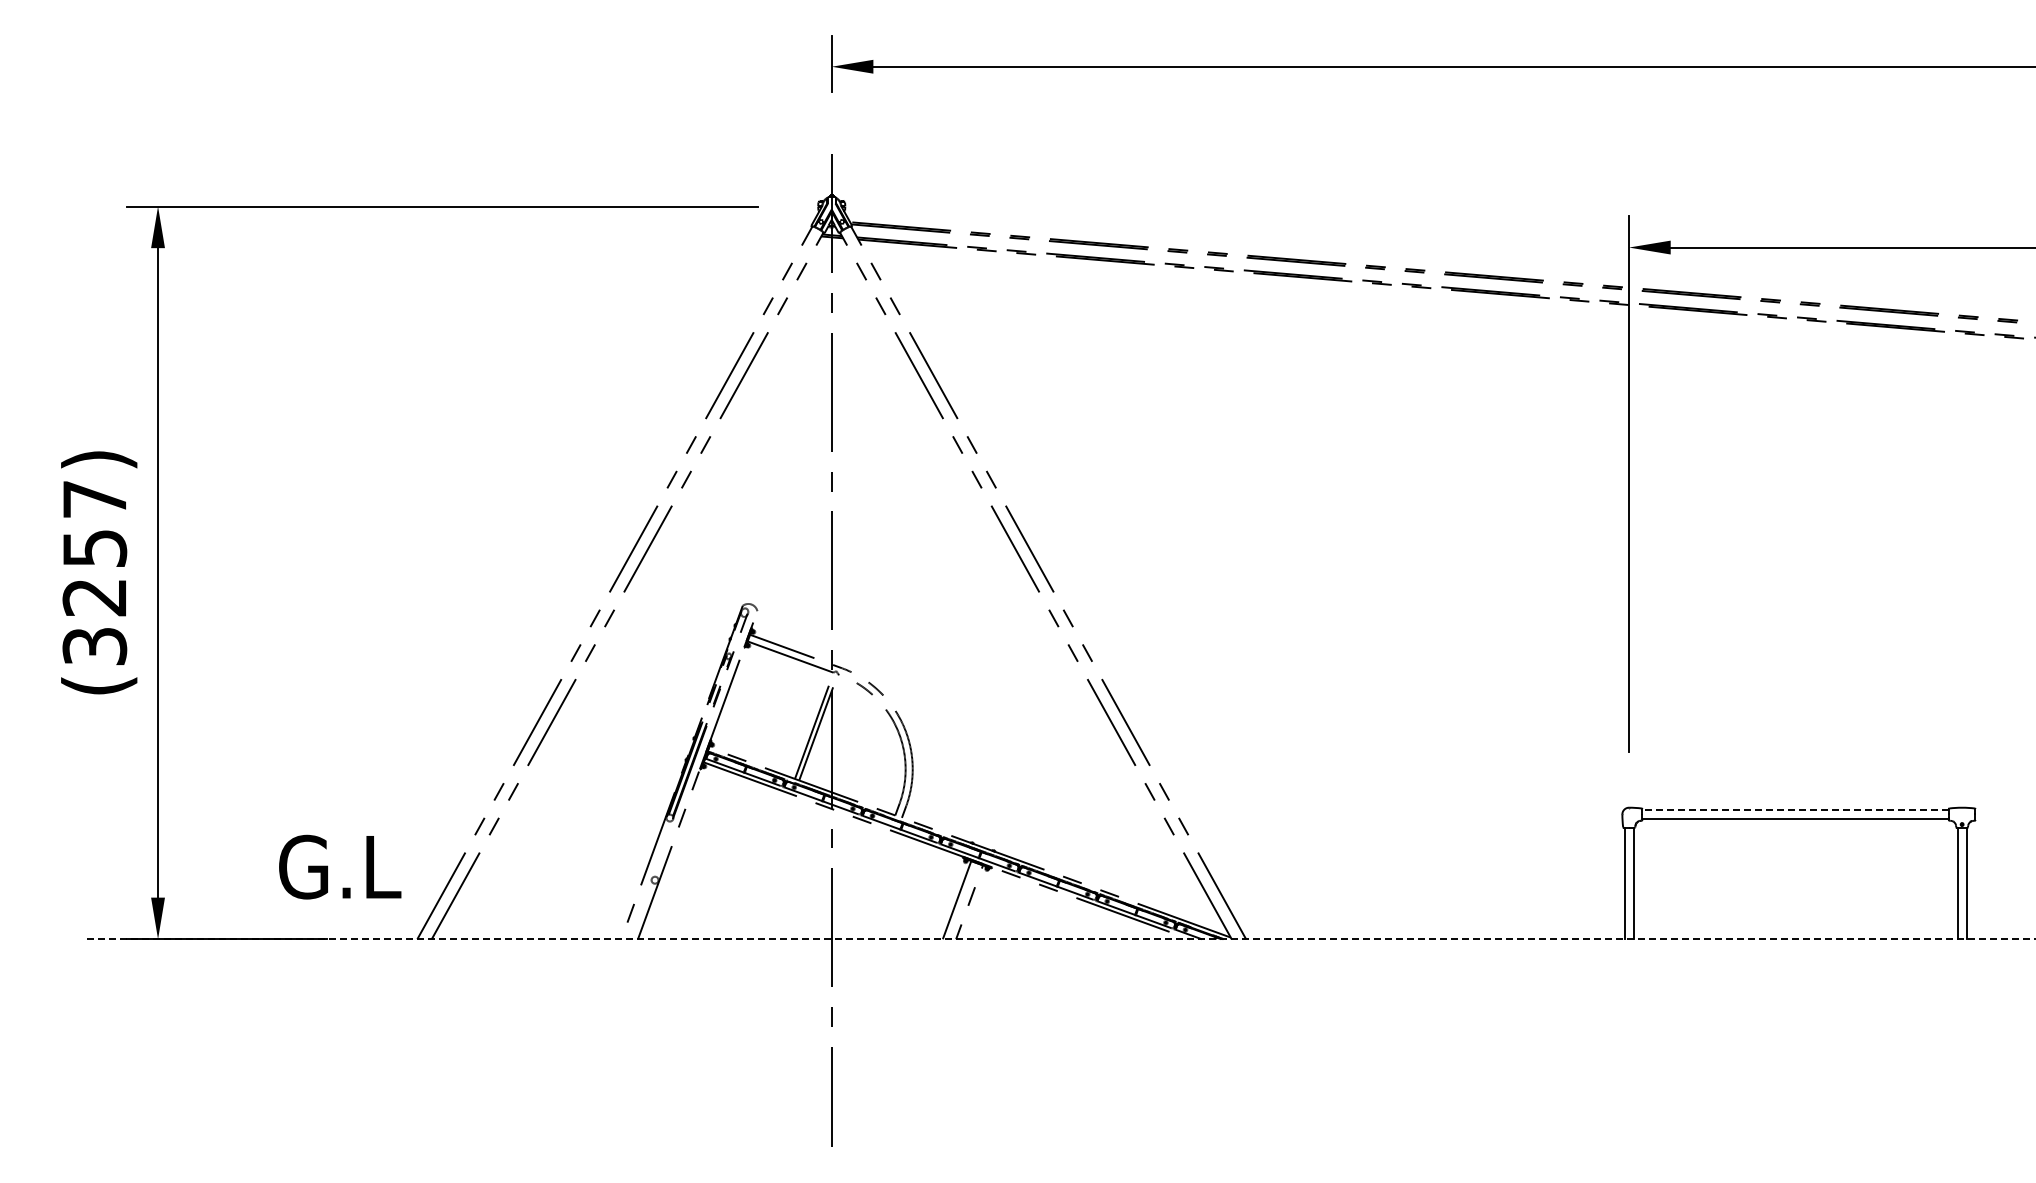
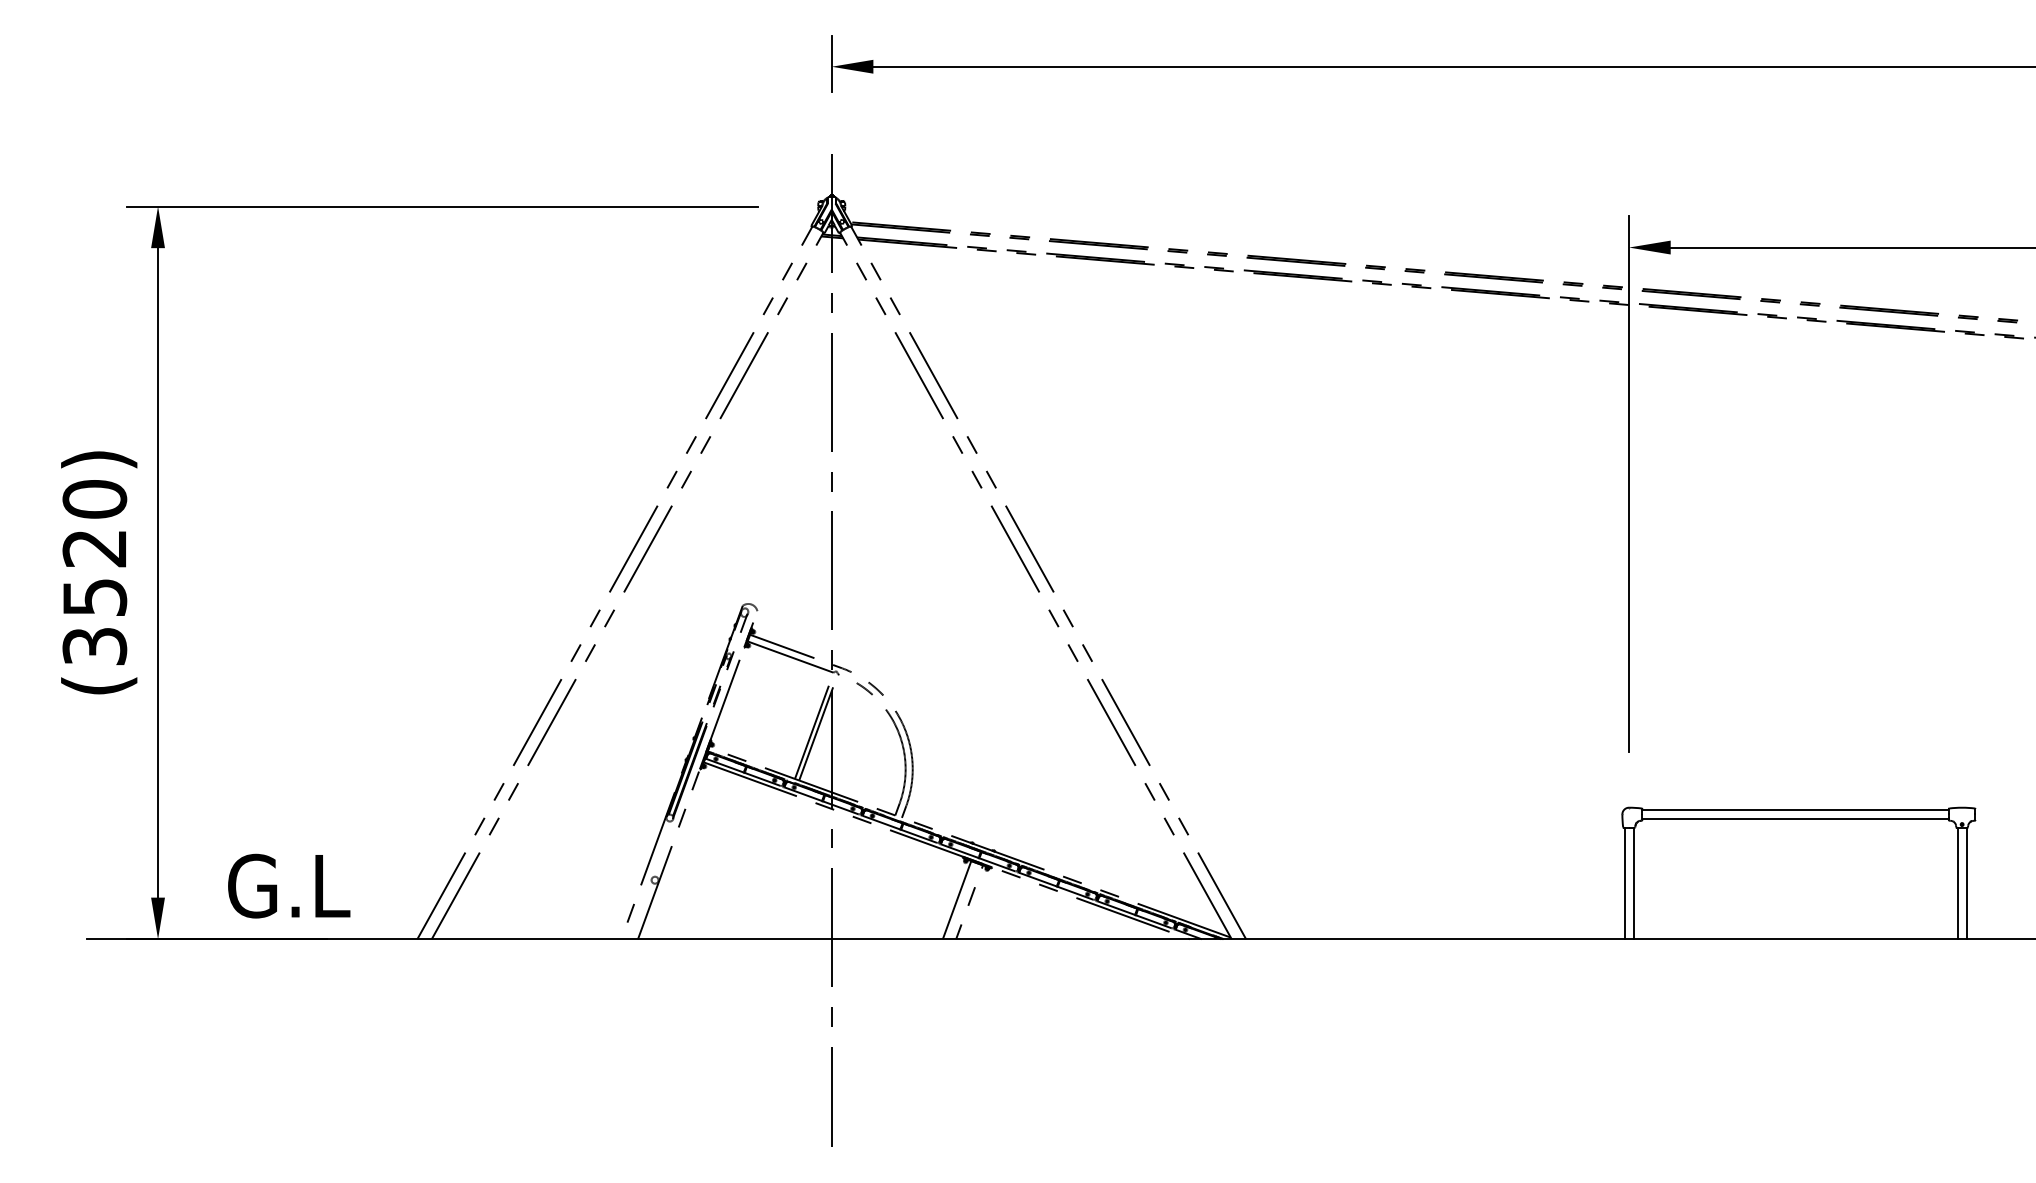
text: (3257) -> (3520) (94, 548)
line: dashed -> solid (1795, 809)
text position: (340, 866) -> (289, 885) (289, 885)
line: dashed -> solid (1061, 939)
